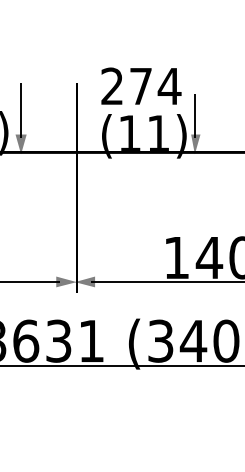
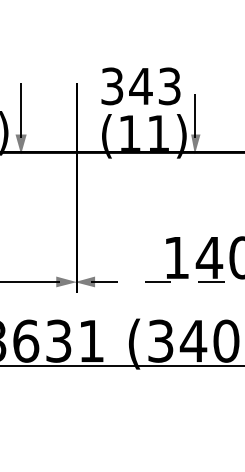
text: 274 -> 343 (141, 86)
line: solid -> dashed (168, 282)
